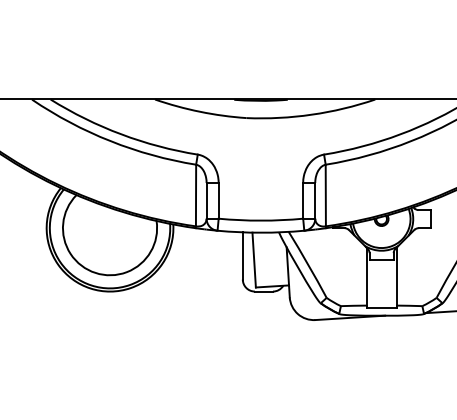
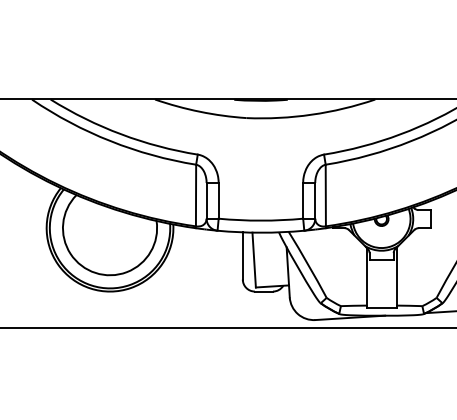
line: none -> present (227, 327)
